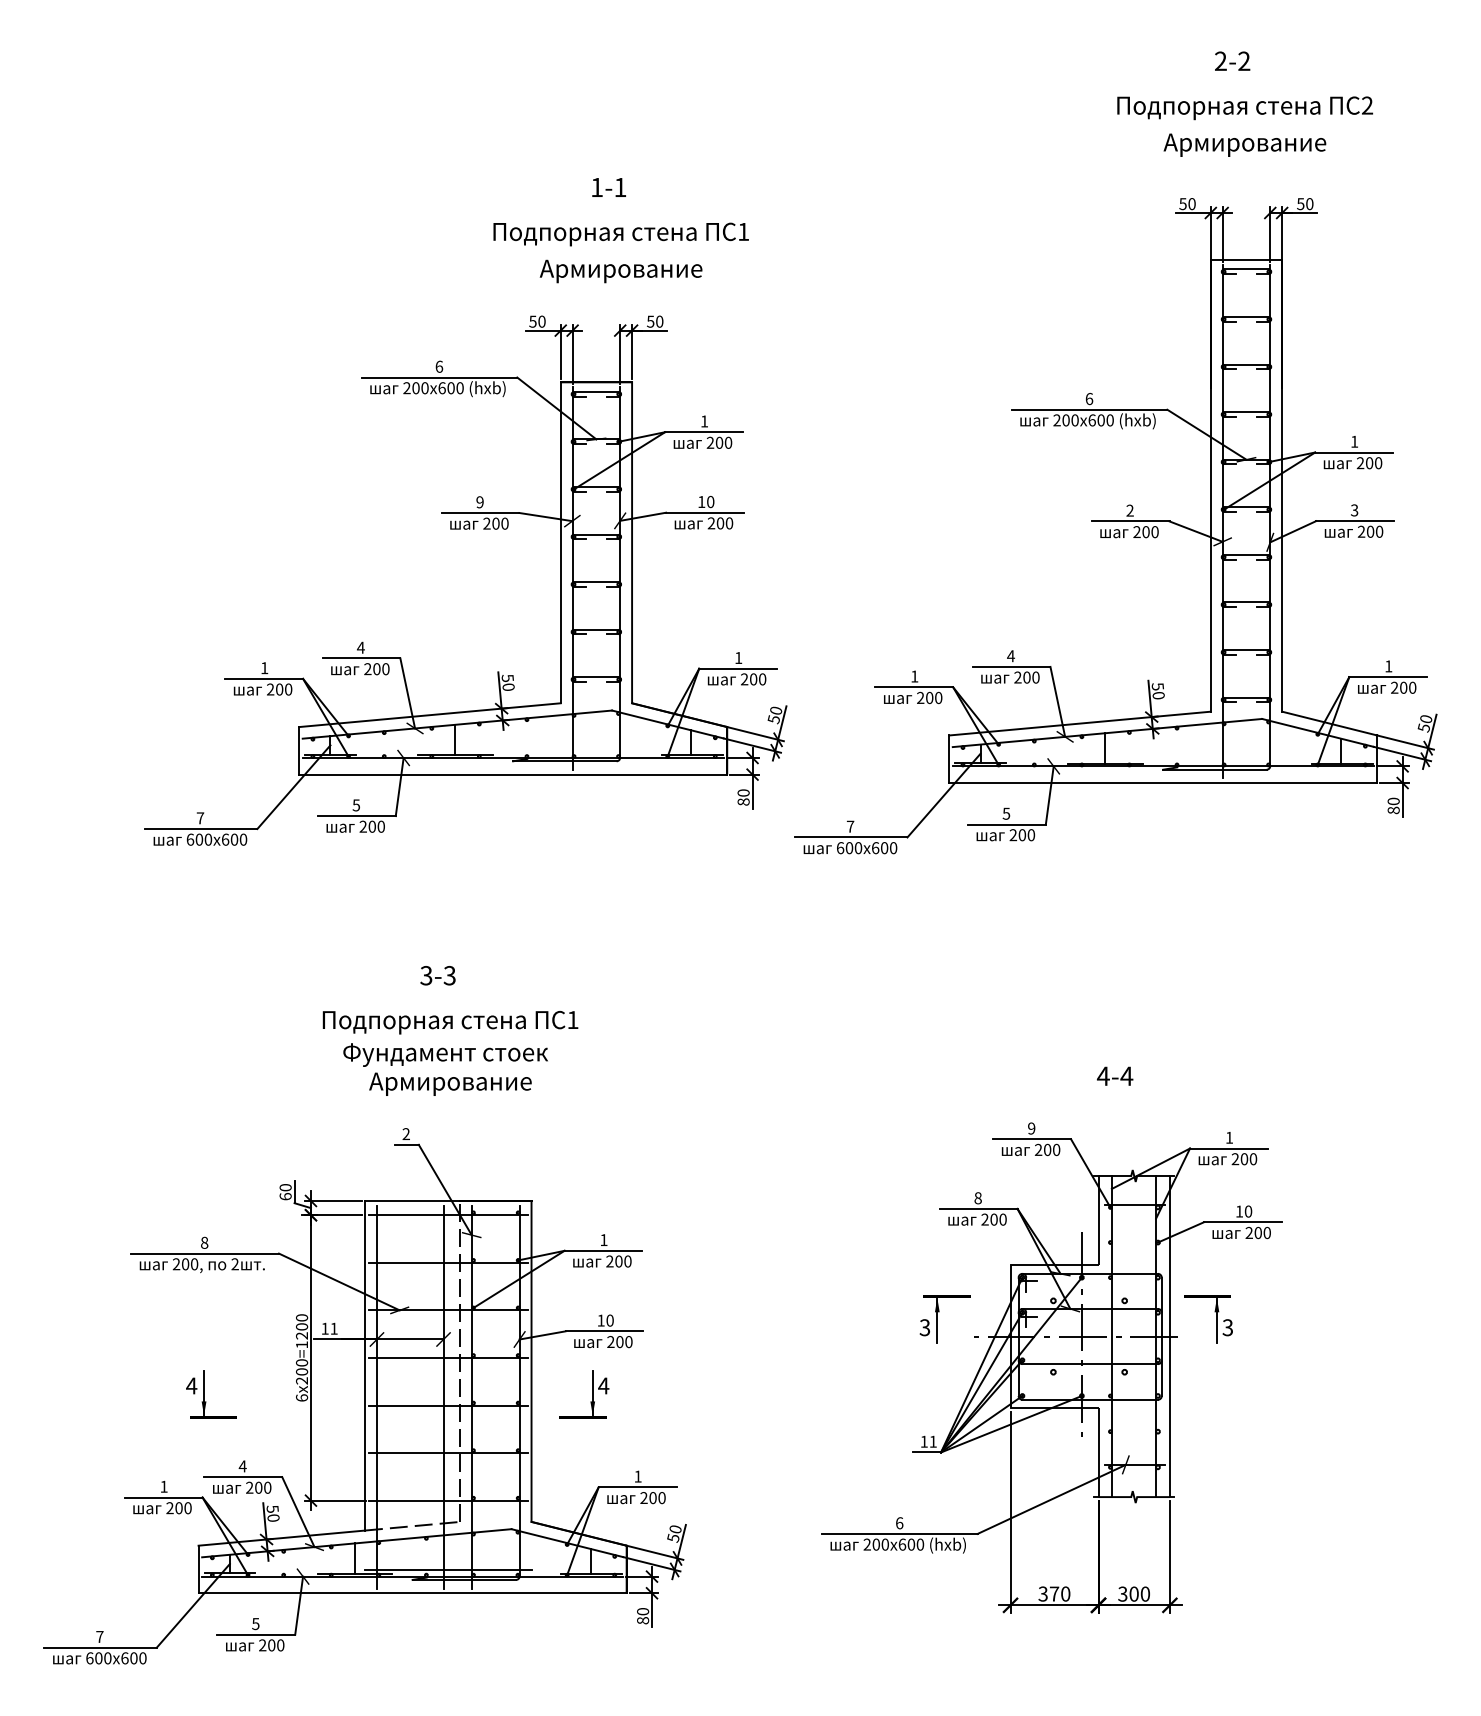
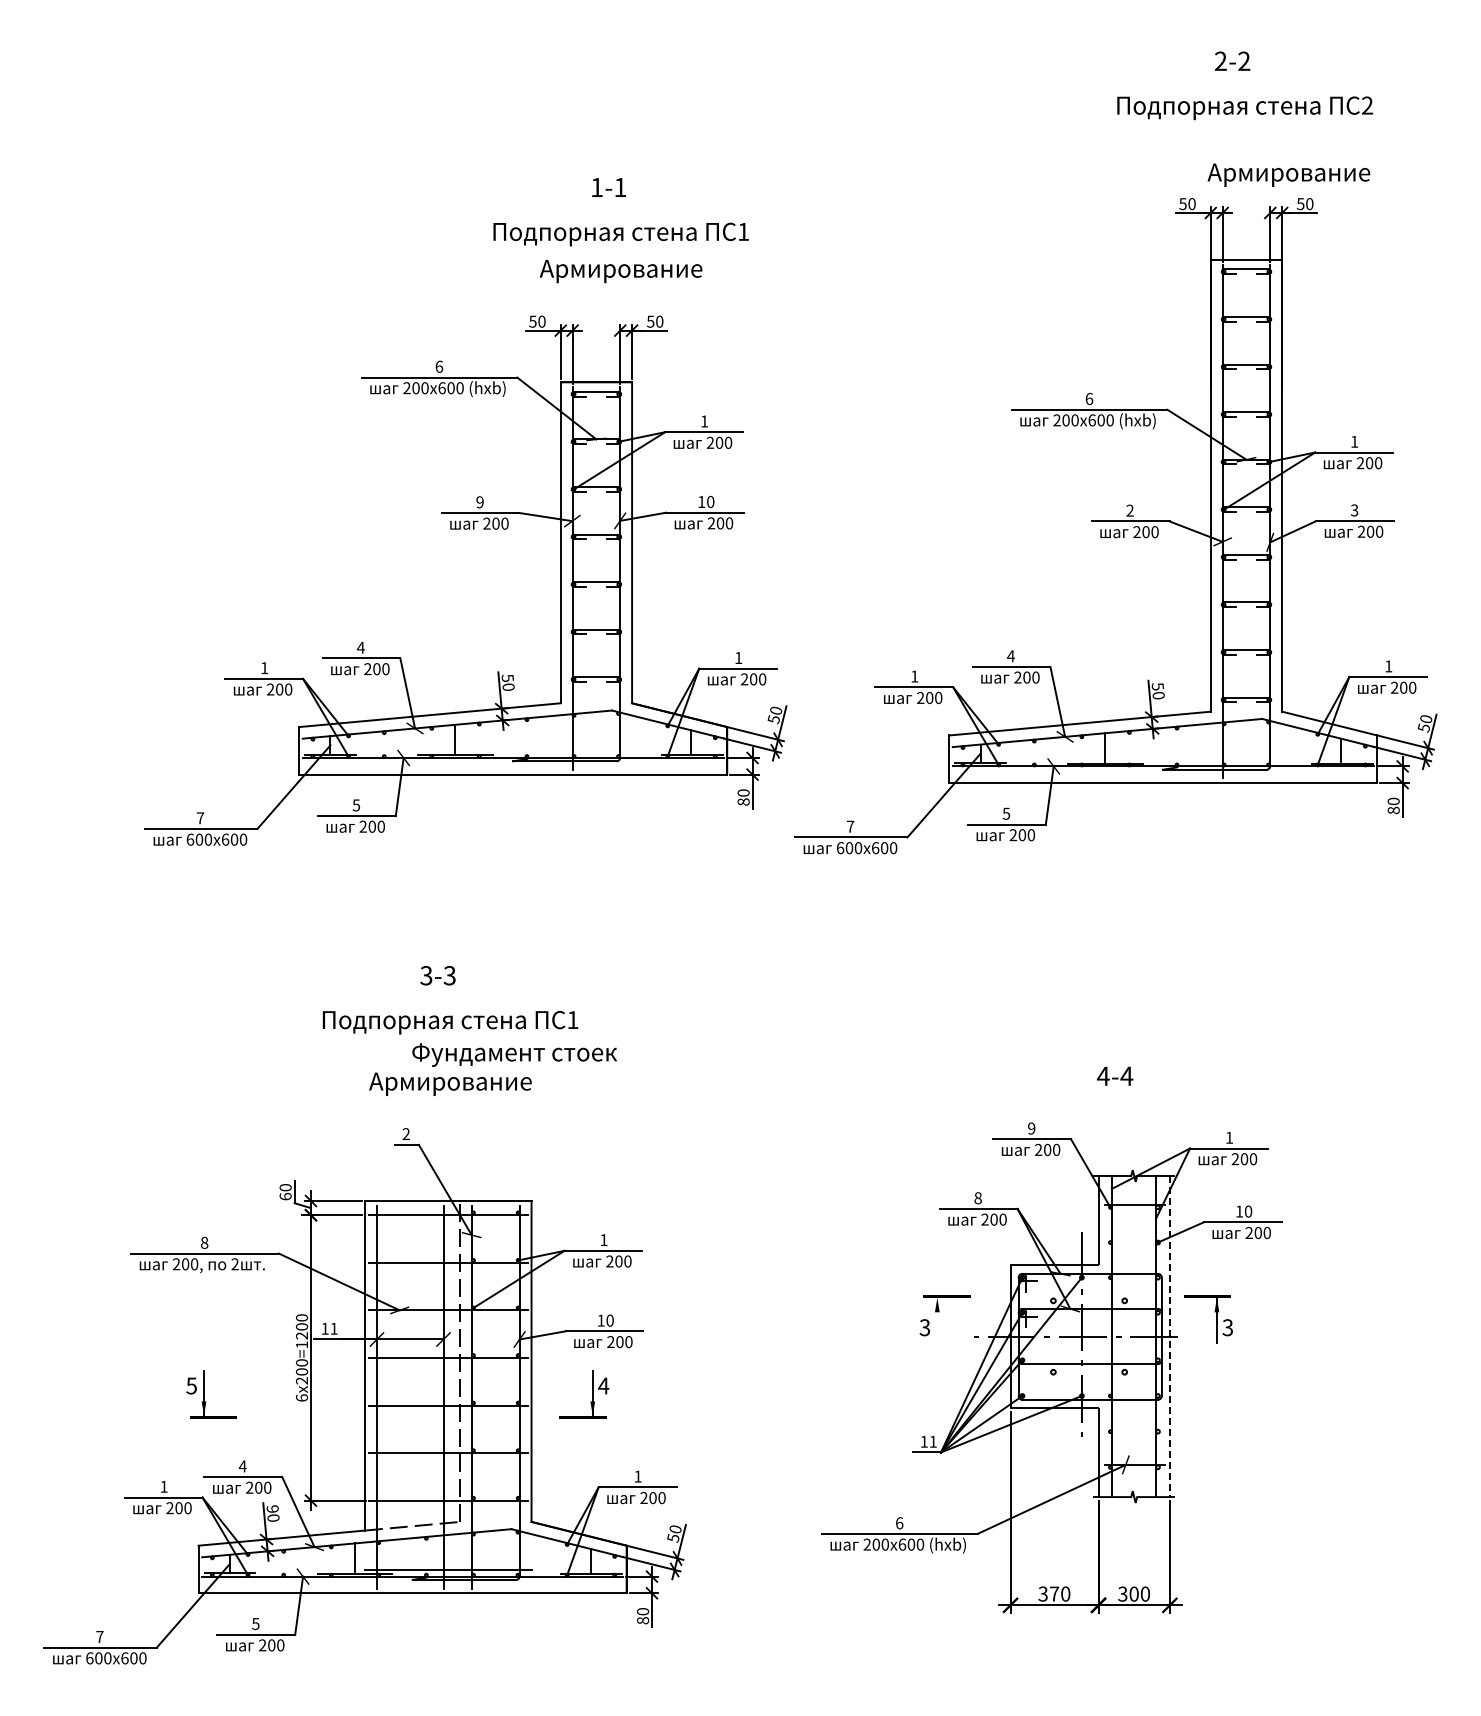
text position: (1244, 144) -> (1288, 174) (1288, 174)
text position: (445, 1054) -> (514, 1054) (514, 1054)
line: present -> none (937, 1320)
line: solid -> dashed (1169, 1336)
text: 4 -> 5 (191, 1385)
text: 50 -> 90 (272, 1508)
